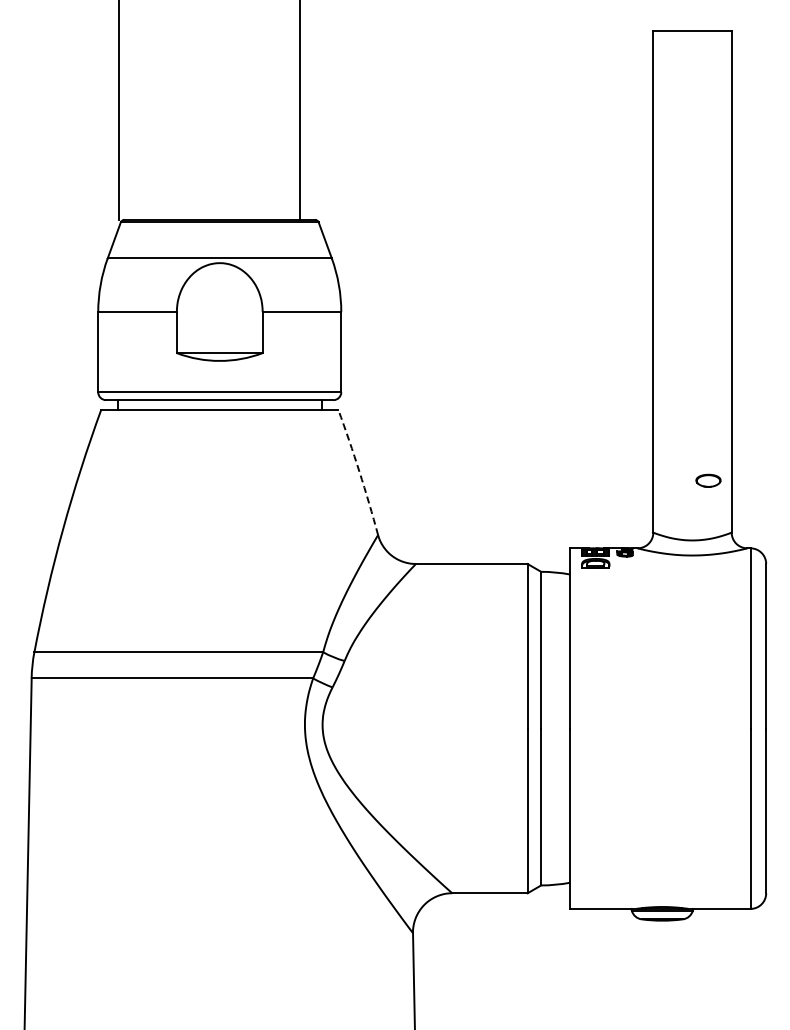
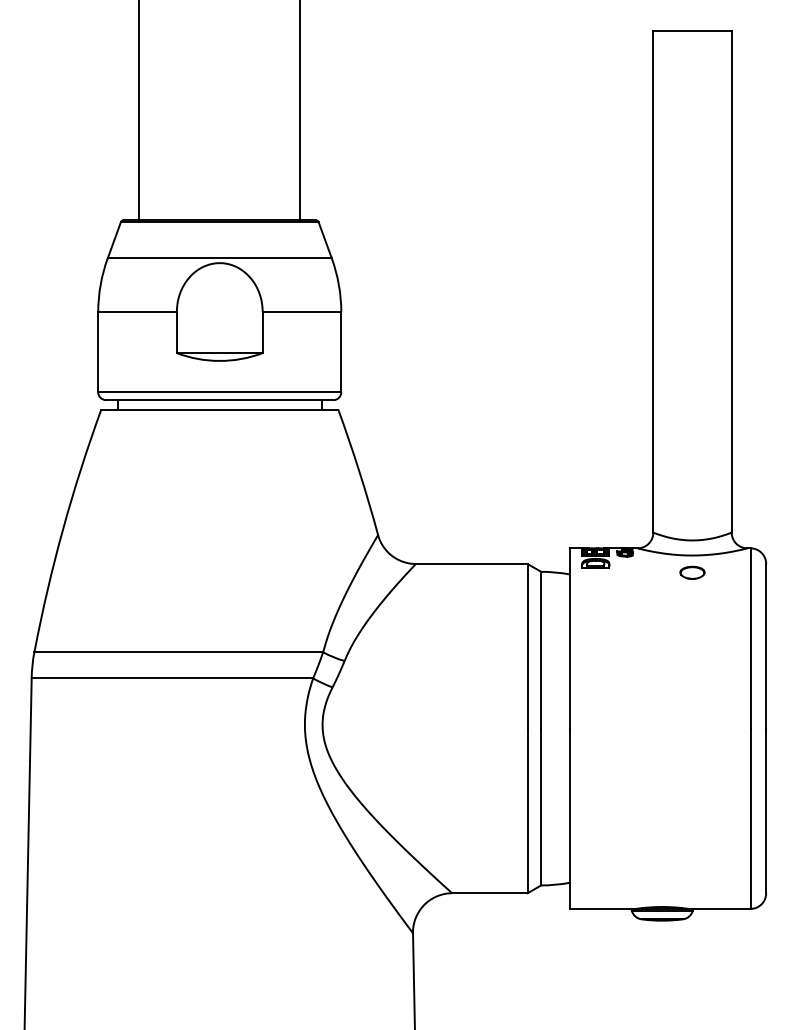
line position: (119, 110) -> (139, 110) (139, 110)
arc: dashed -> solid (359, 471)
part position: (708, 480) -> (692, 572) (692, 572)
